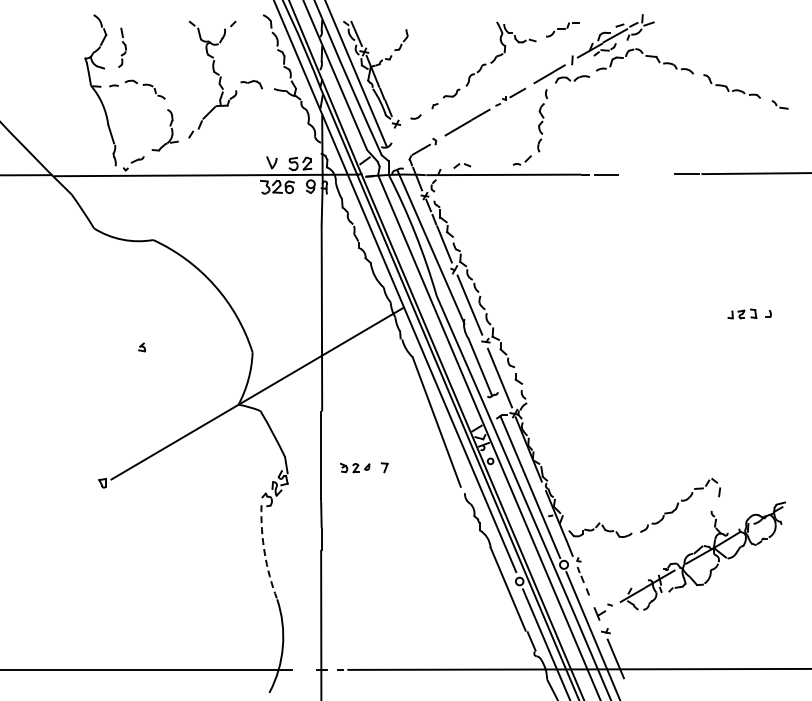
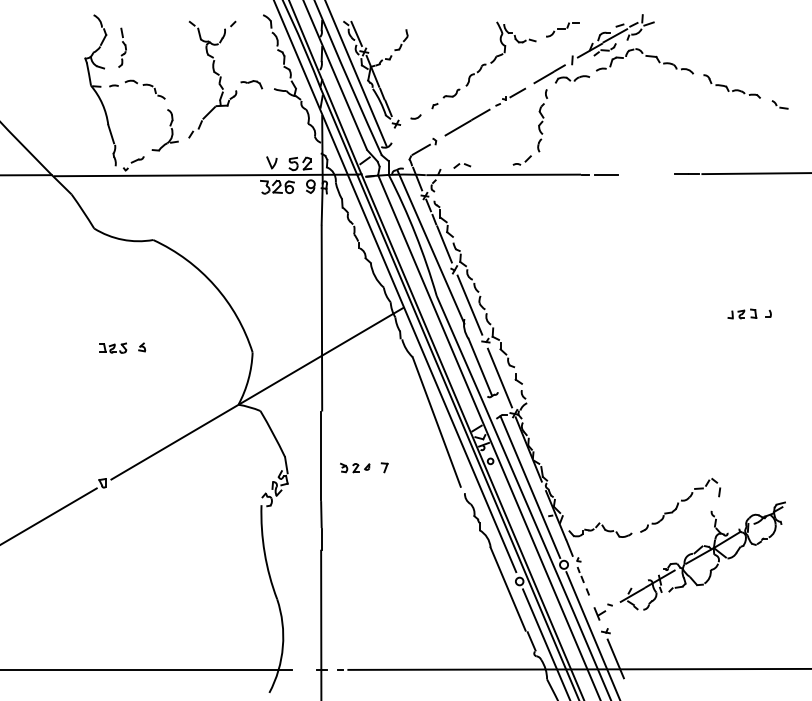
part: none -> present (113, 347)
line: none -> present (49, 515)
arc: dashed -> solid (264, 553)
